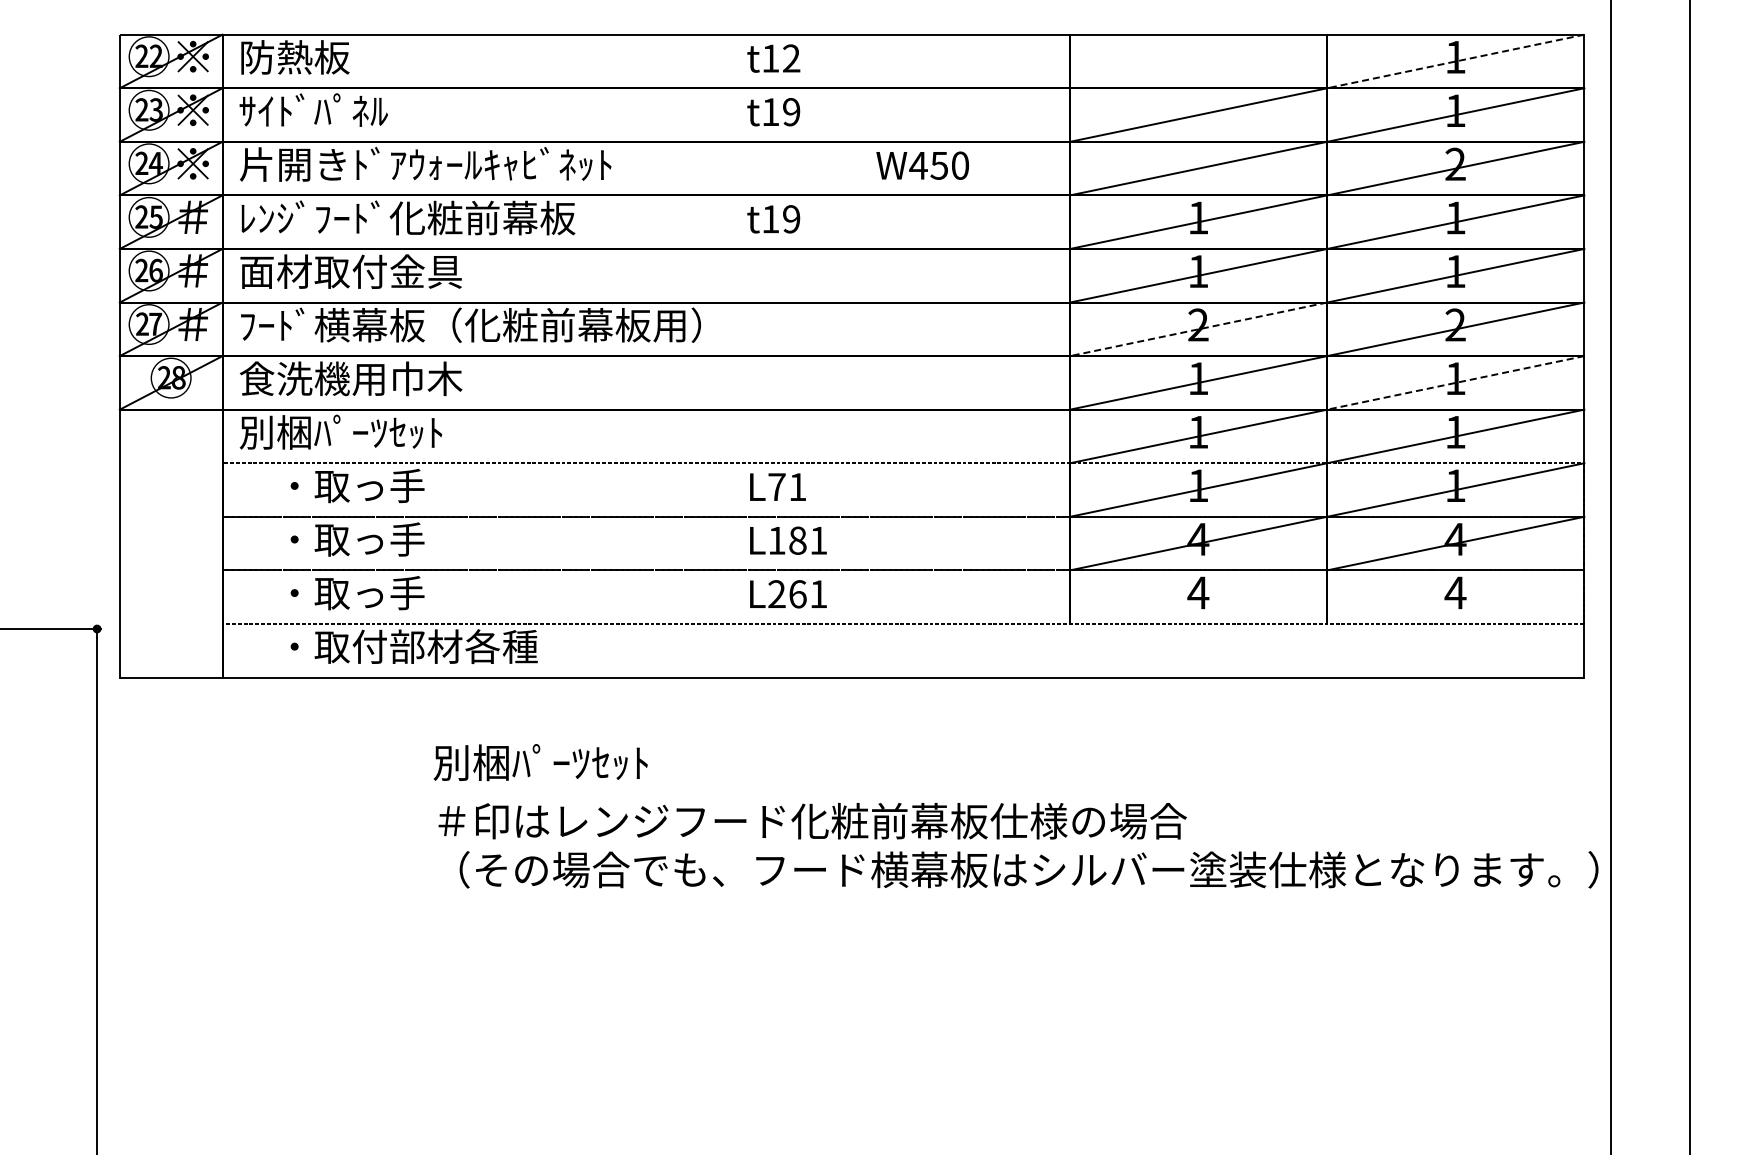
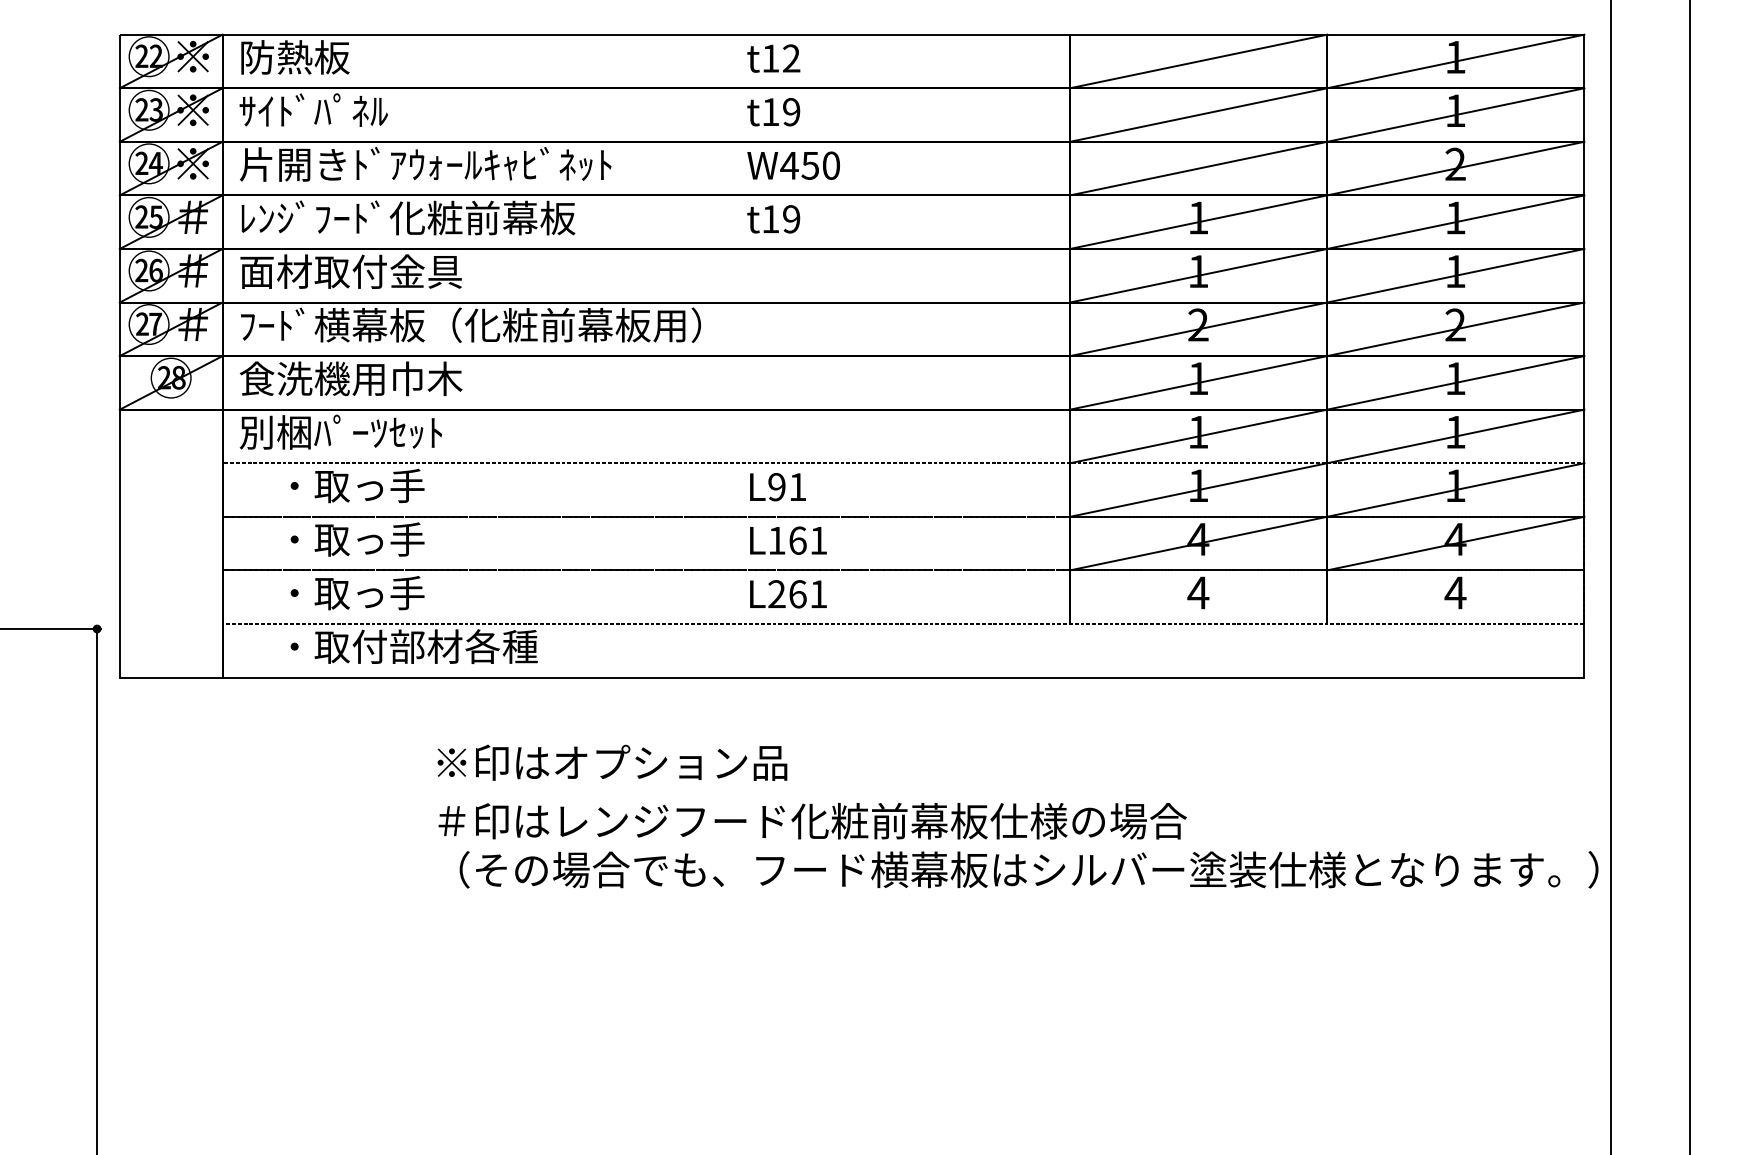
line: none -> present (1198, 61)
line: dashed -> solid (1455, 61)
text position: (922, 165) -> (793, 165) (793, 165)
line: dashed -> solid (1198, 329)
line: dashed -> solid (1455, 383)
text: L71 -> L91 (776, 486)
text: L181 -> L161 (797, 540)
text: 別梱ﾊﾟｰﾂｾｯﾄ -> ※印はオプション品 (610, 762)
